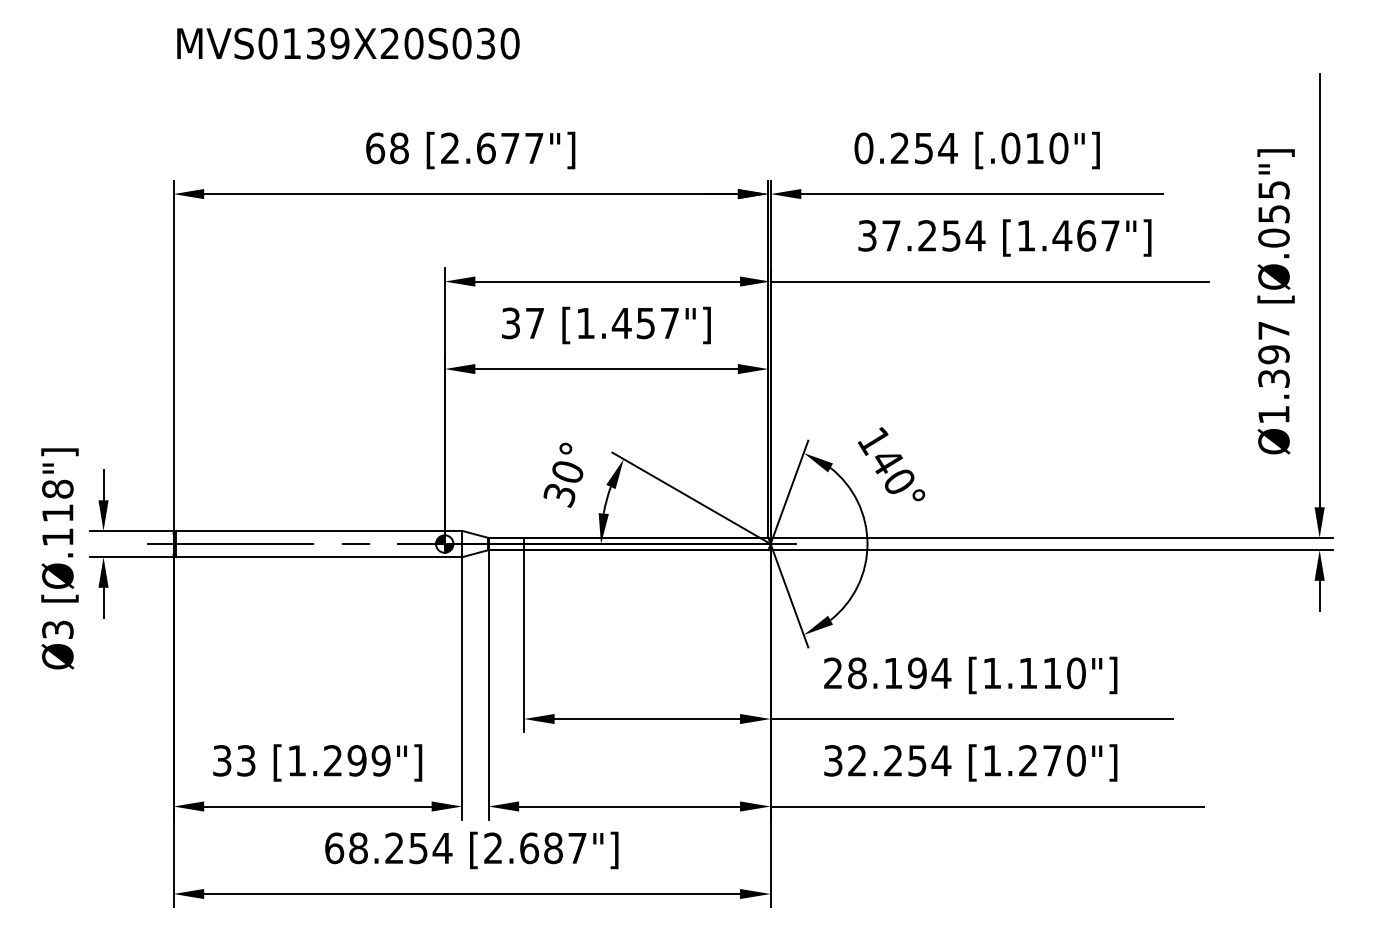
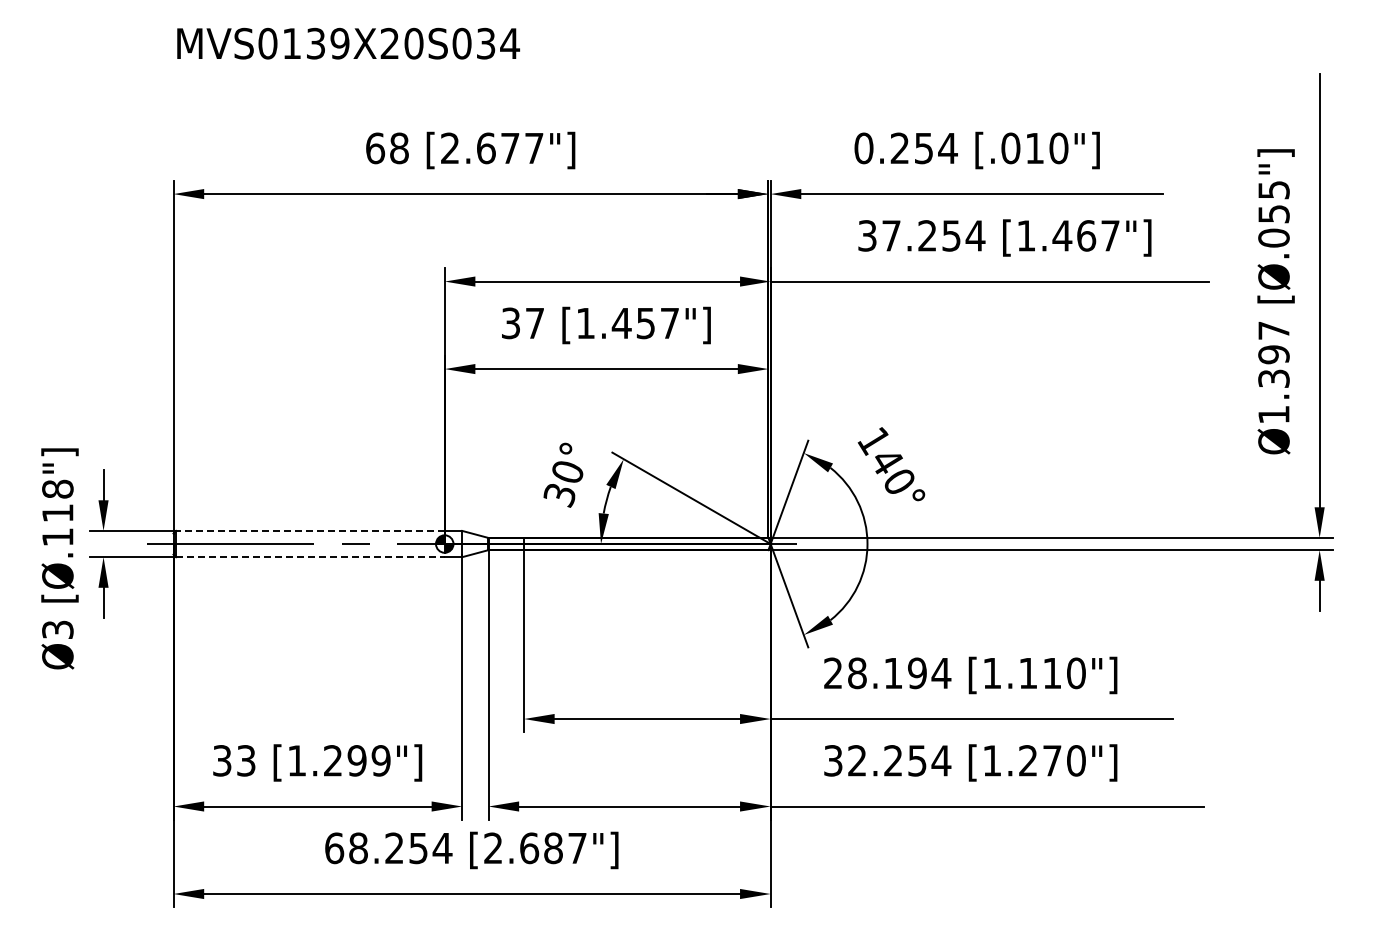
text: MVS0139X20S030 -> MVS0139X20S034 (510, 43)
line: solid -> dashed (309, 530)
line: solid -> dashed (310, 557)
